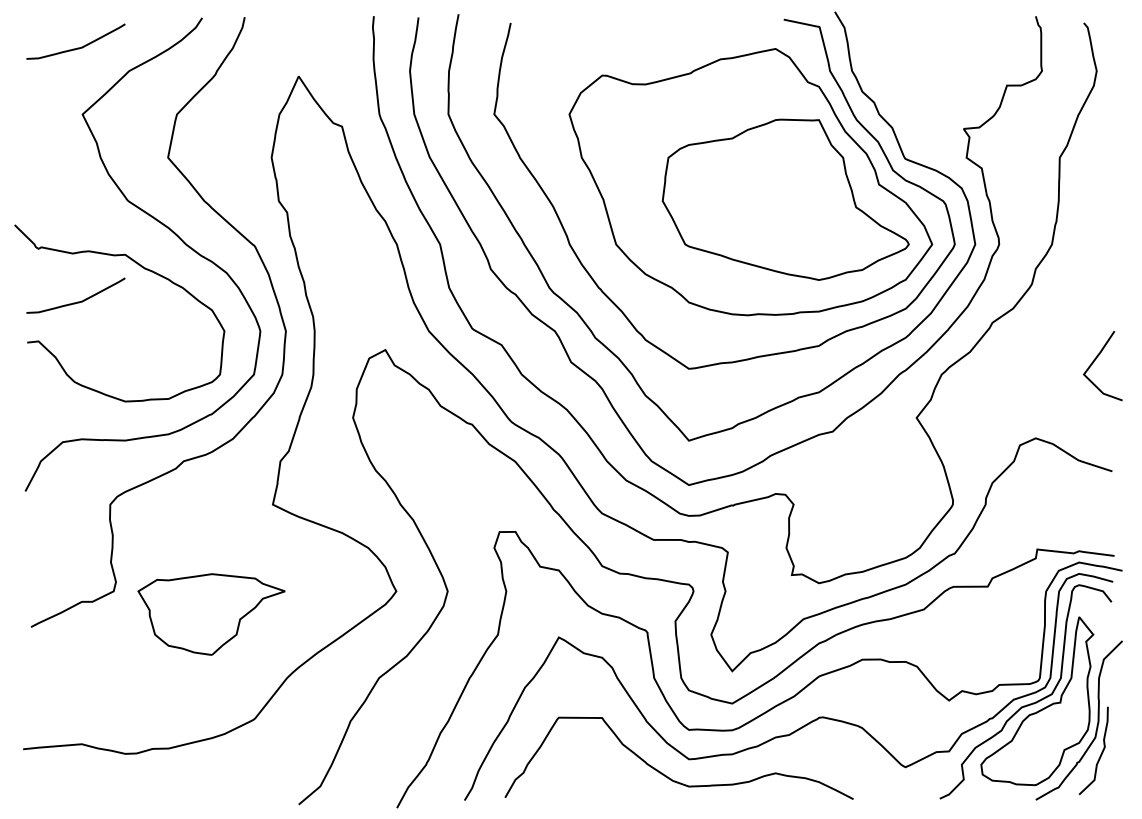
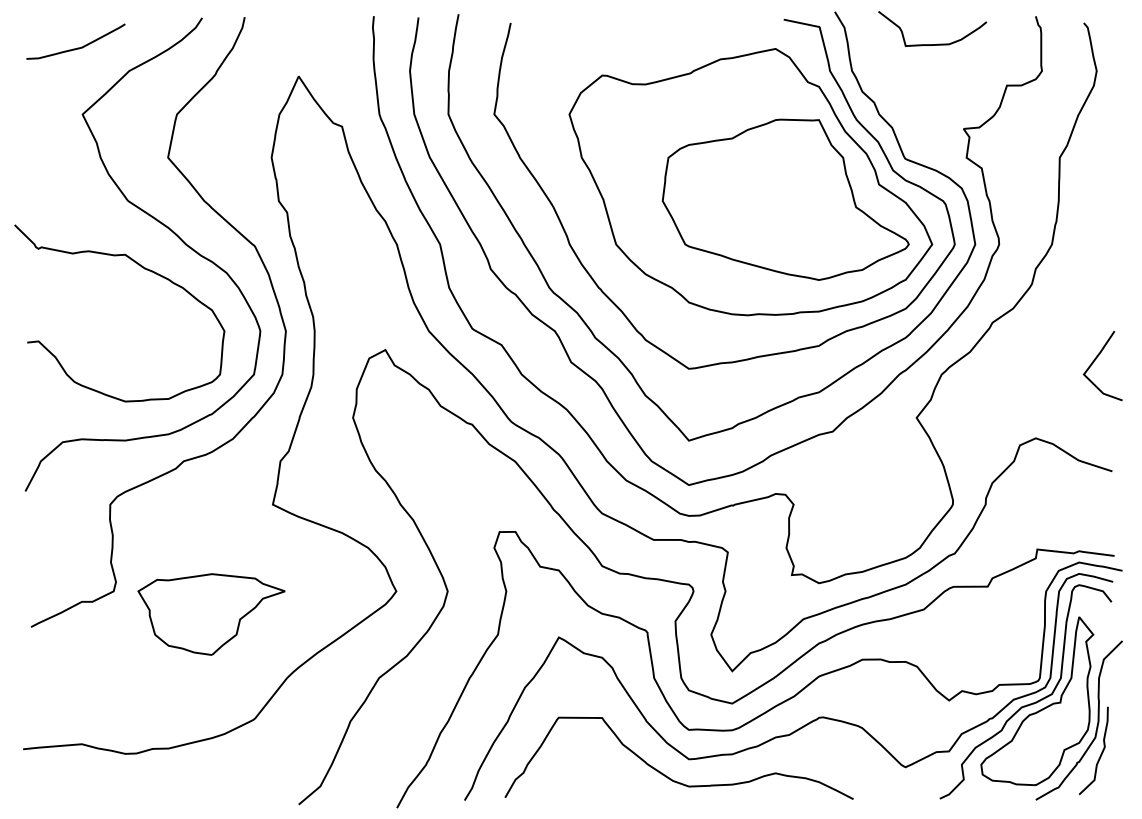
curve: none -> present (932, 44)
curve: present -> none (77, 301)
